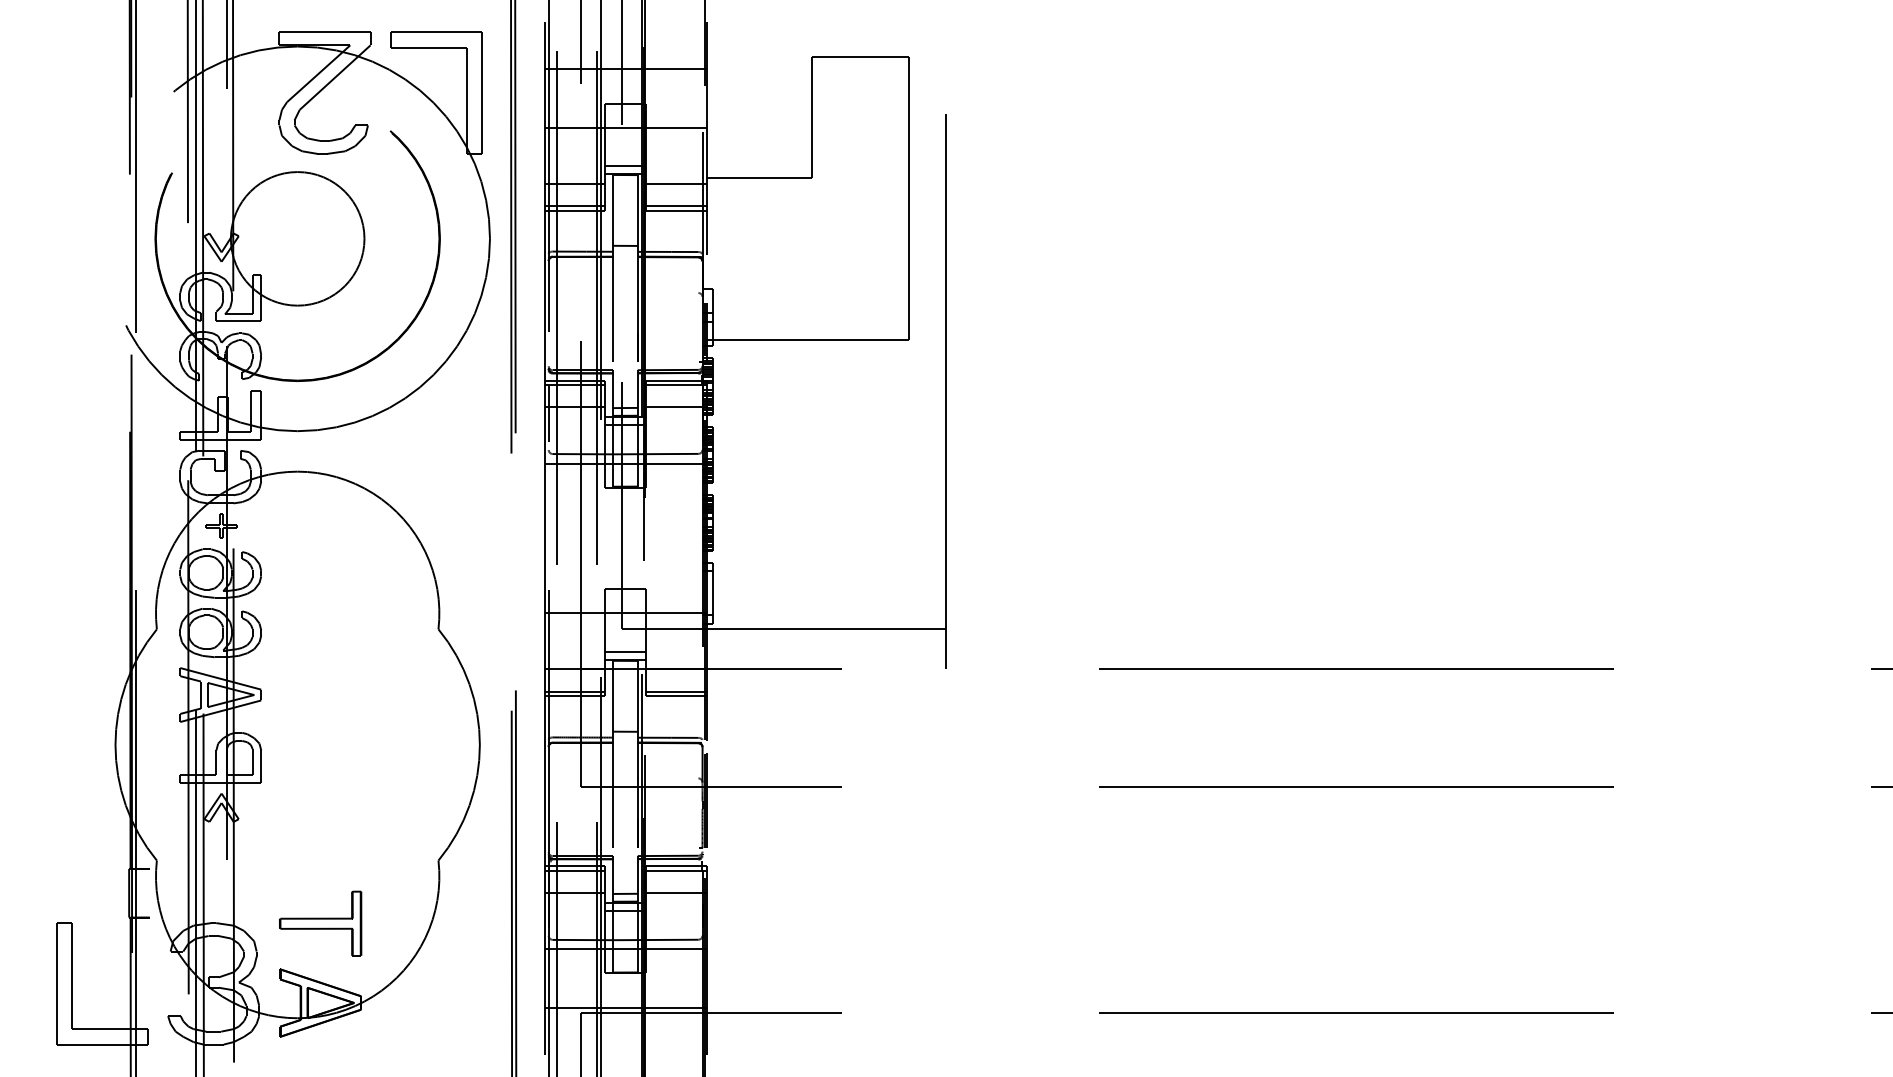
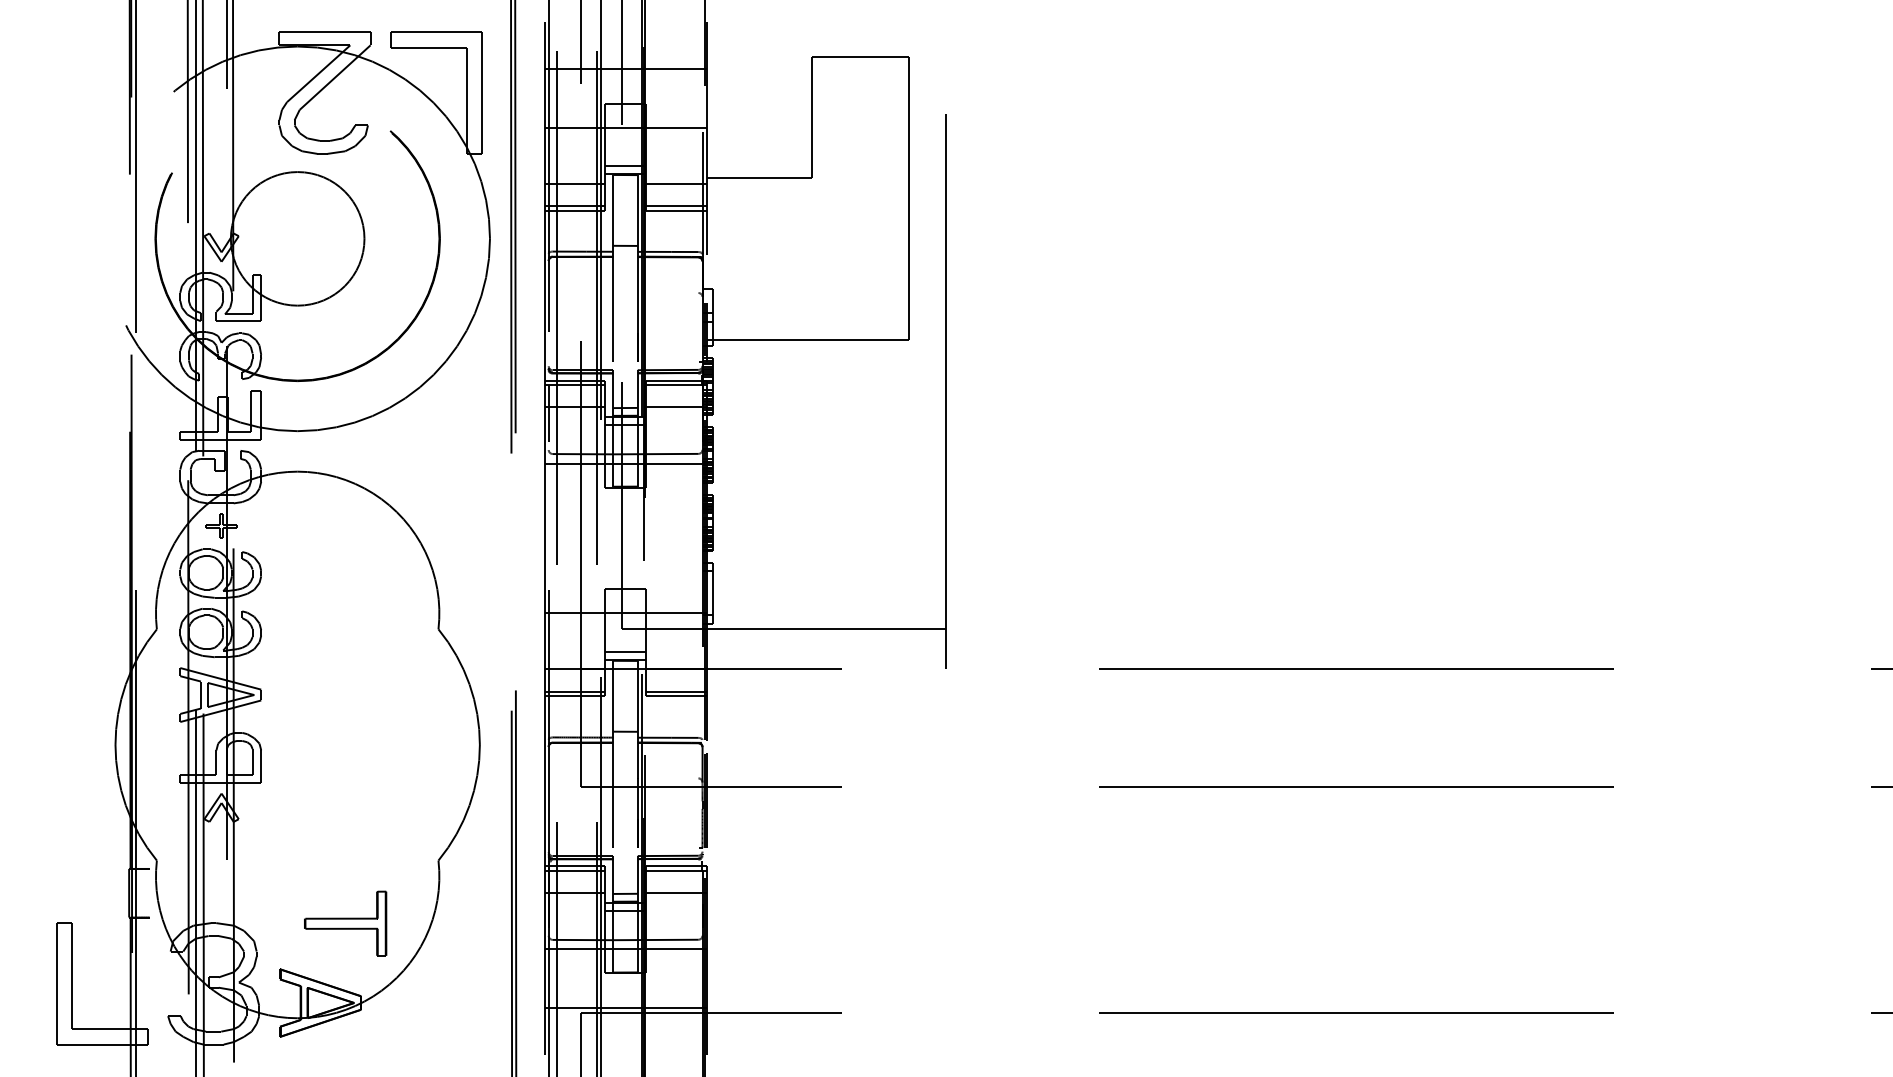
part position: (320, 923) -> (345, 923) (345, 923)
